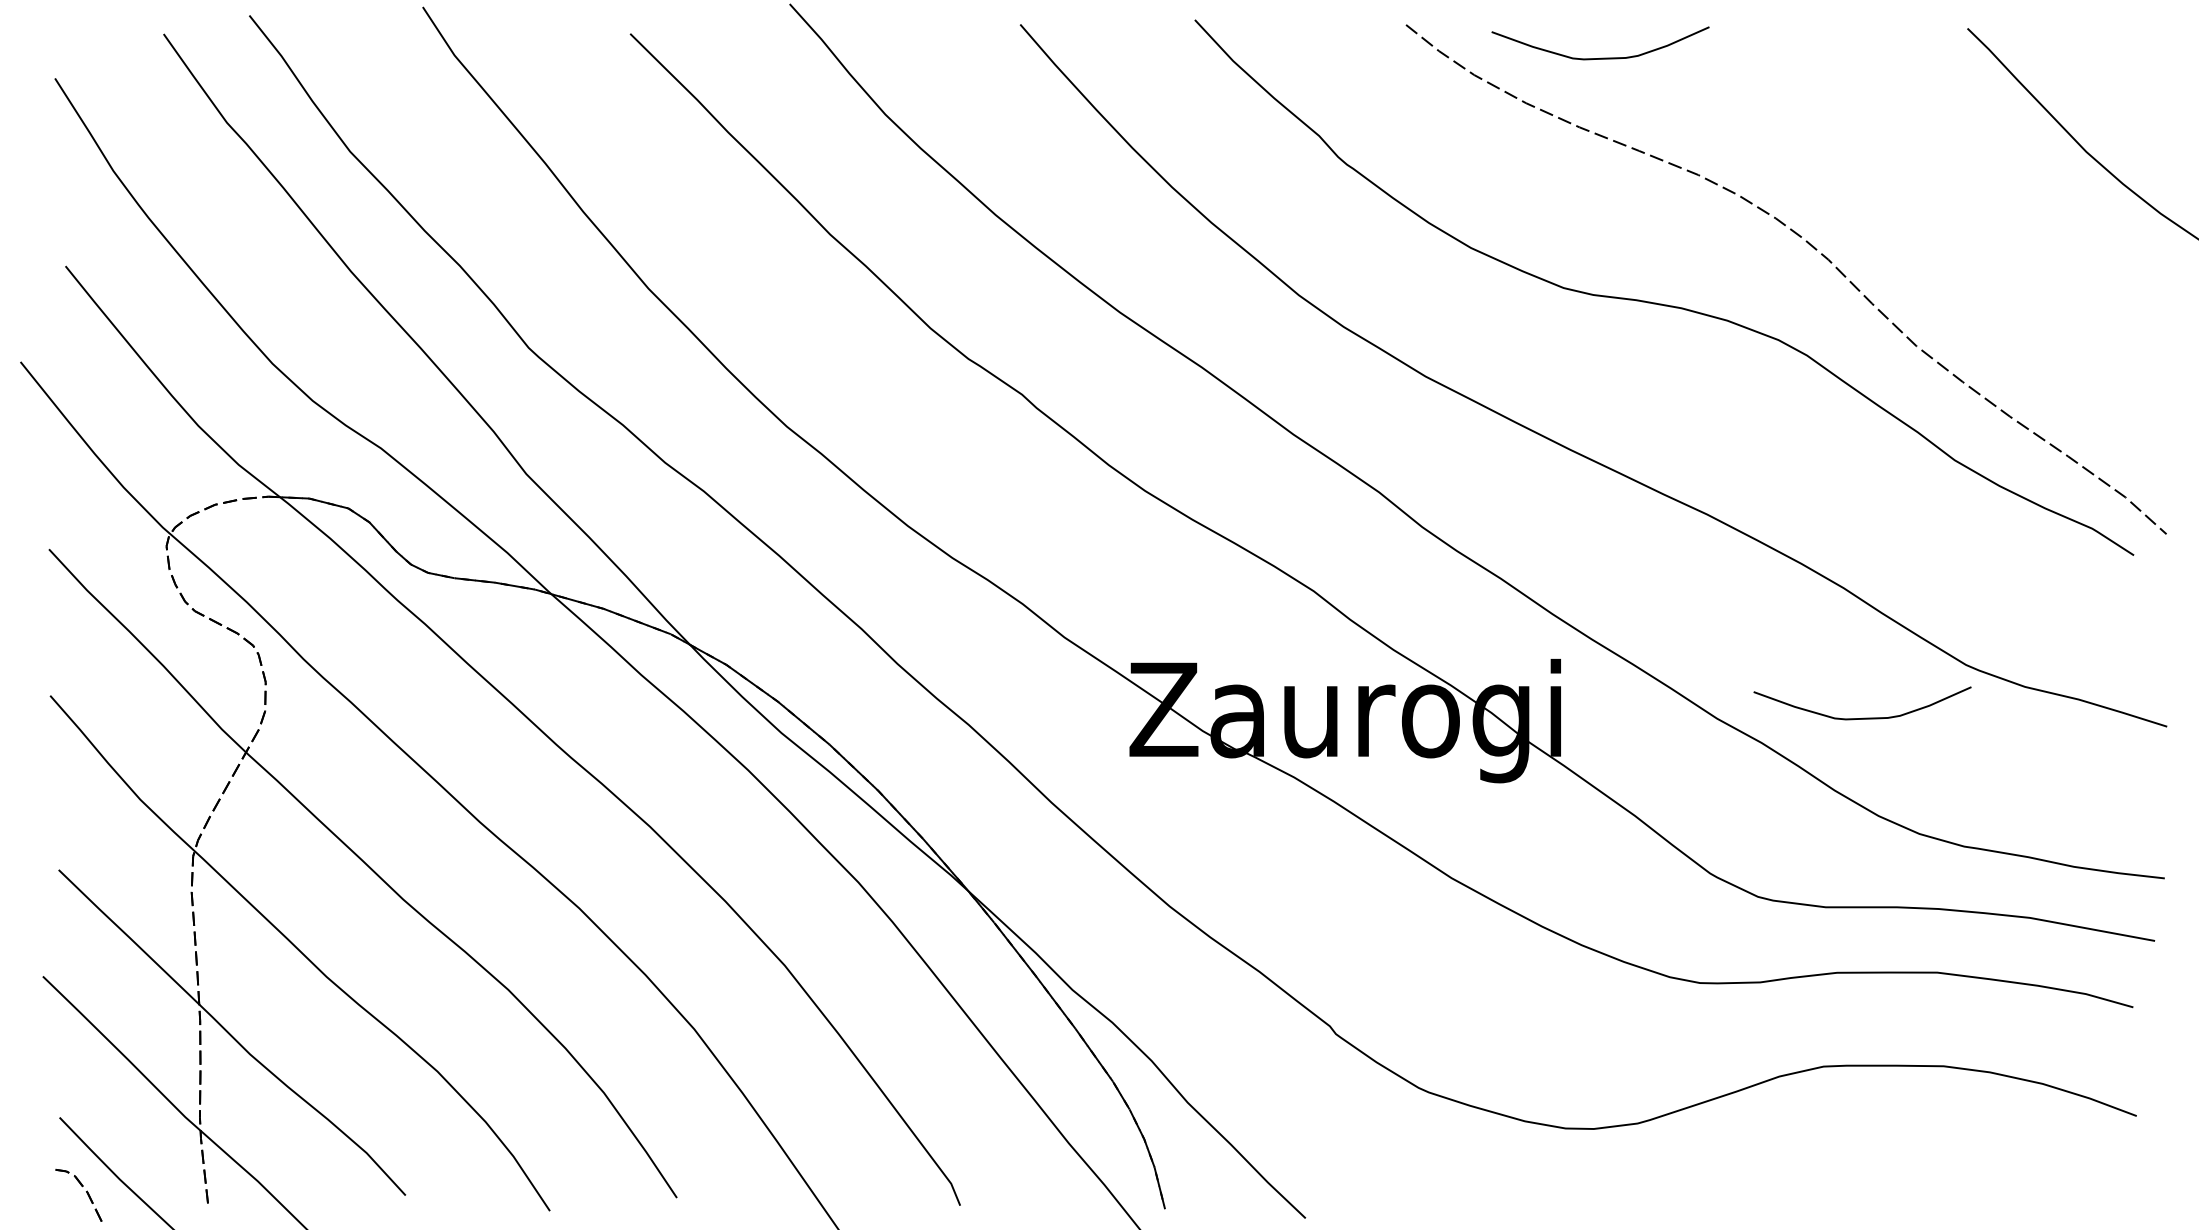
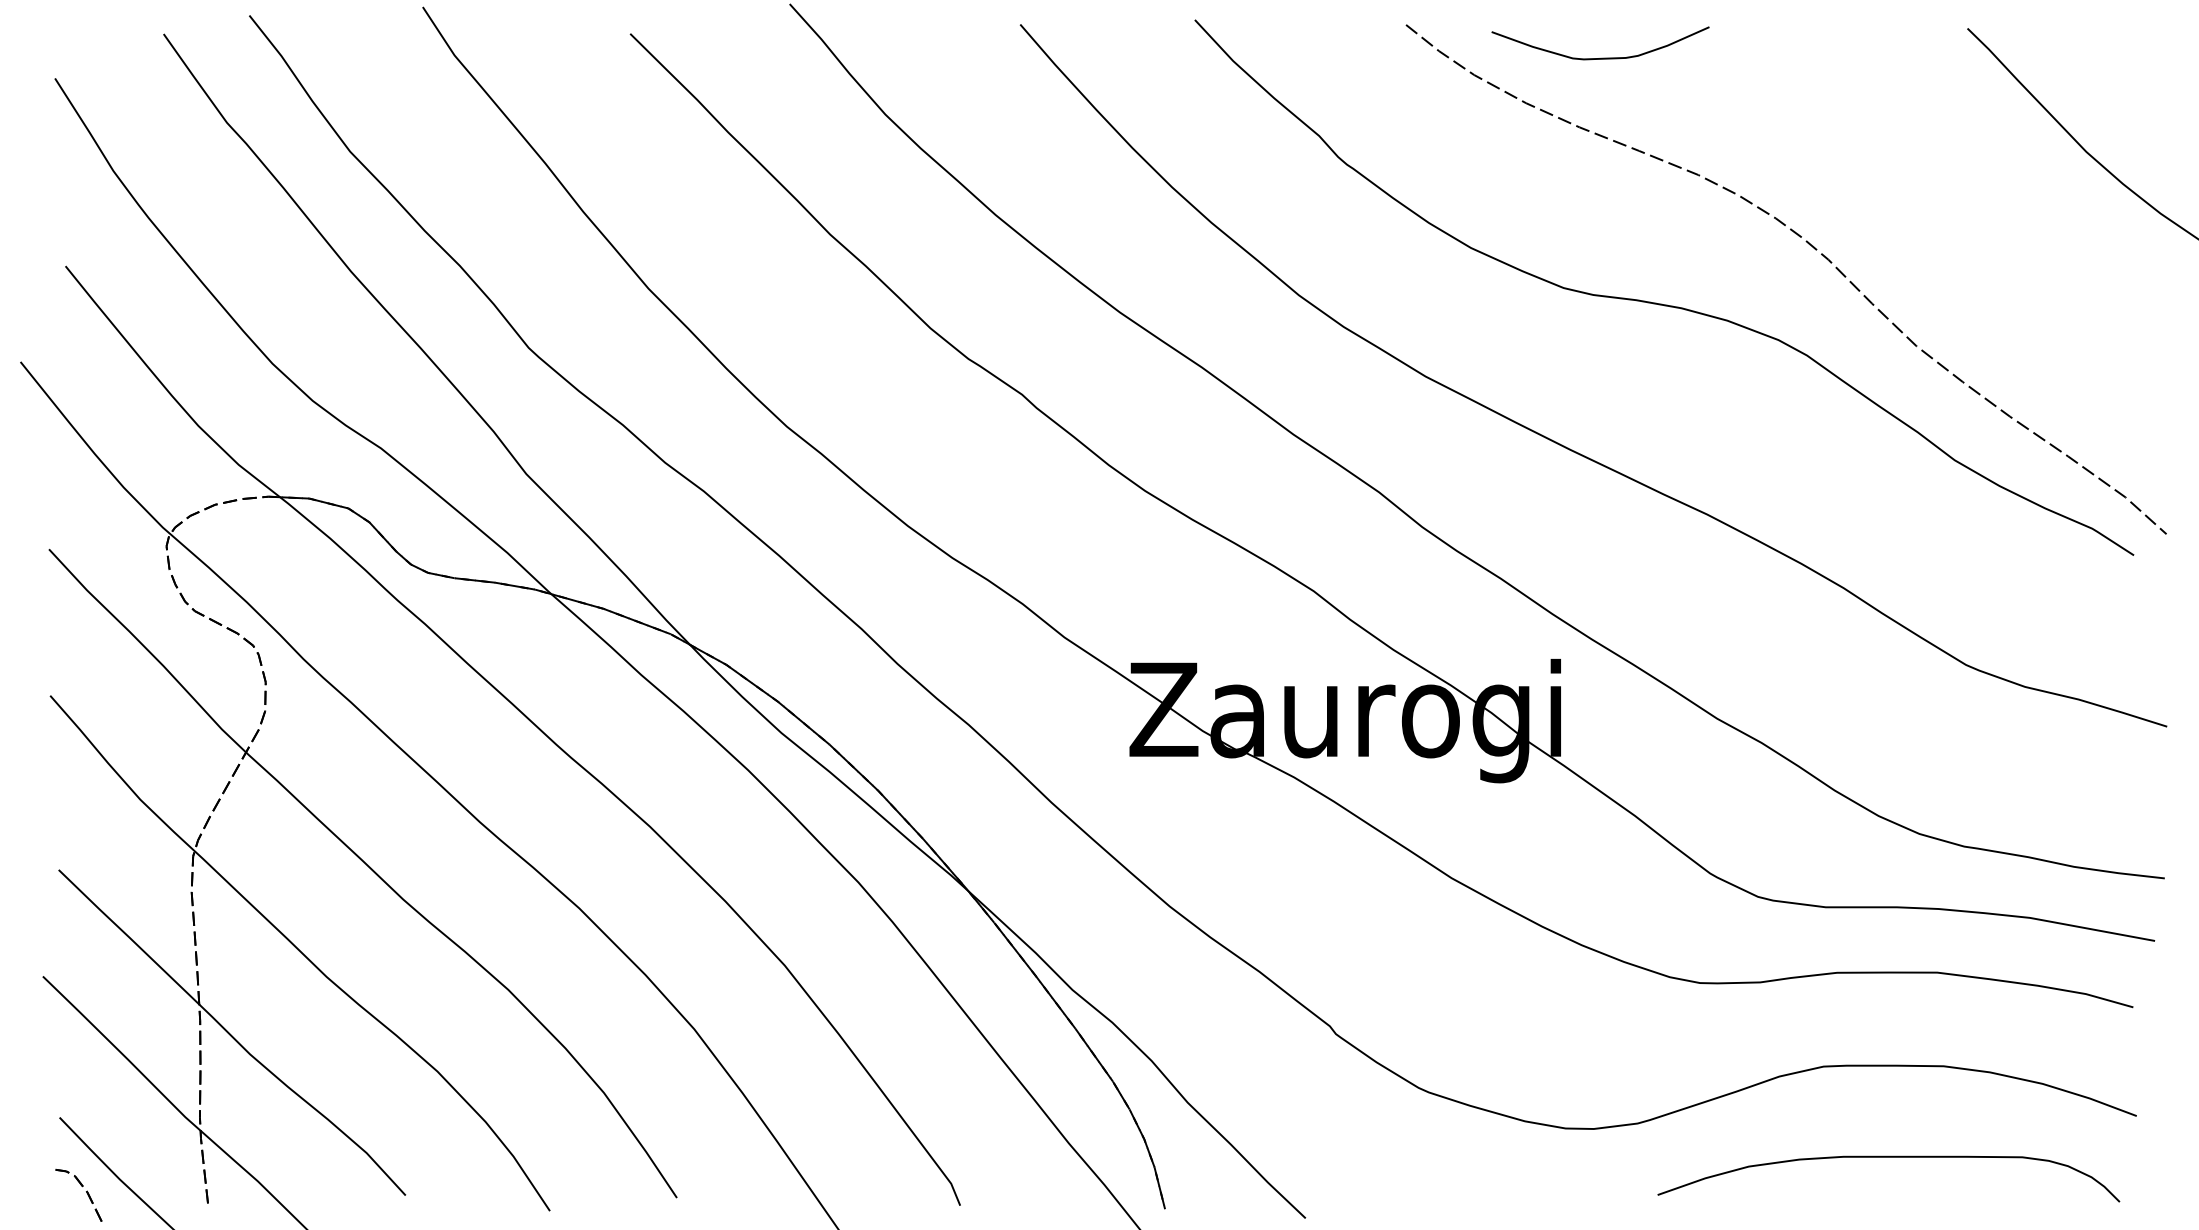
curve: present -> none (1862, 717)
curve: none -> present (1888, 1157)
